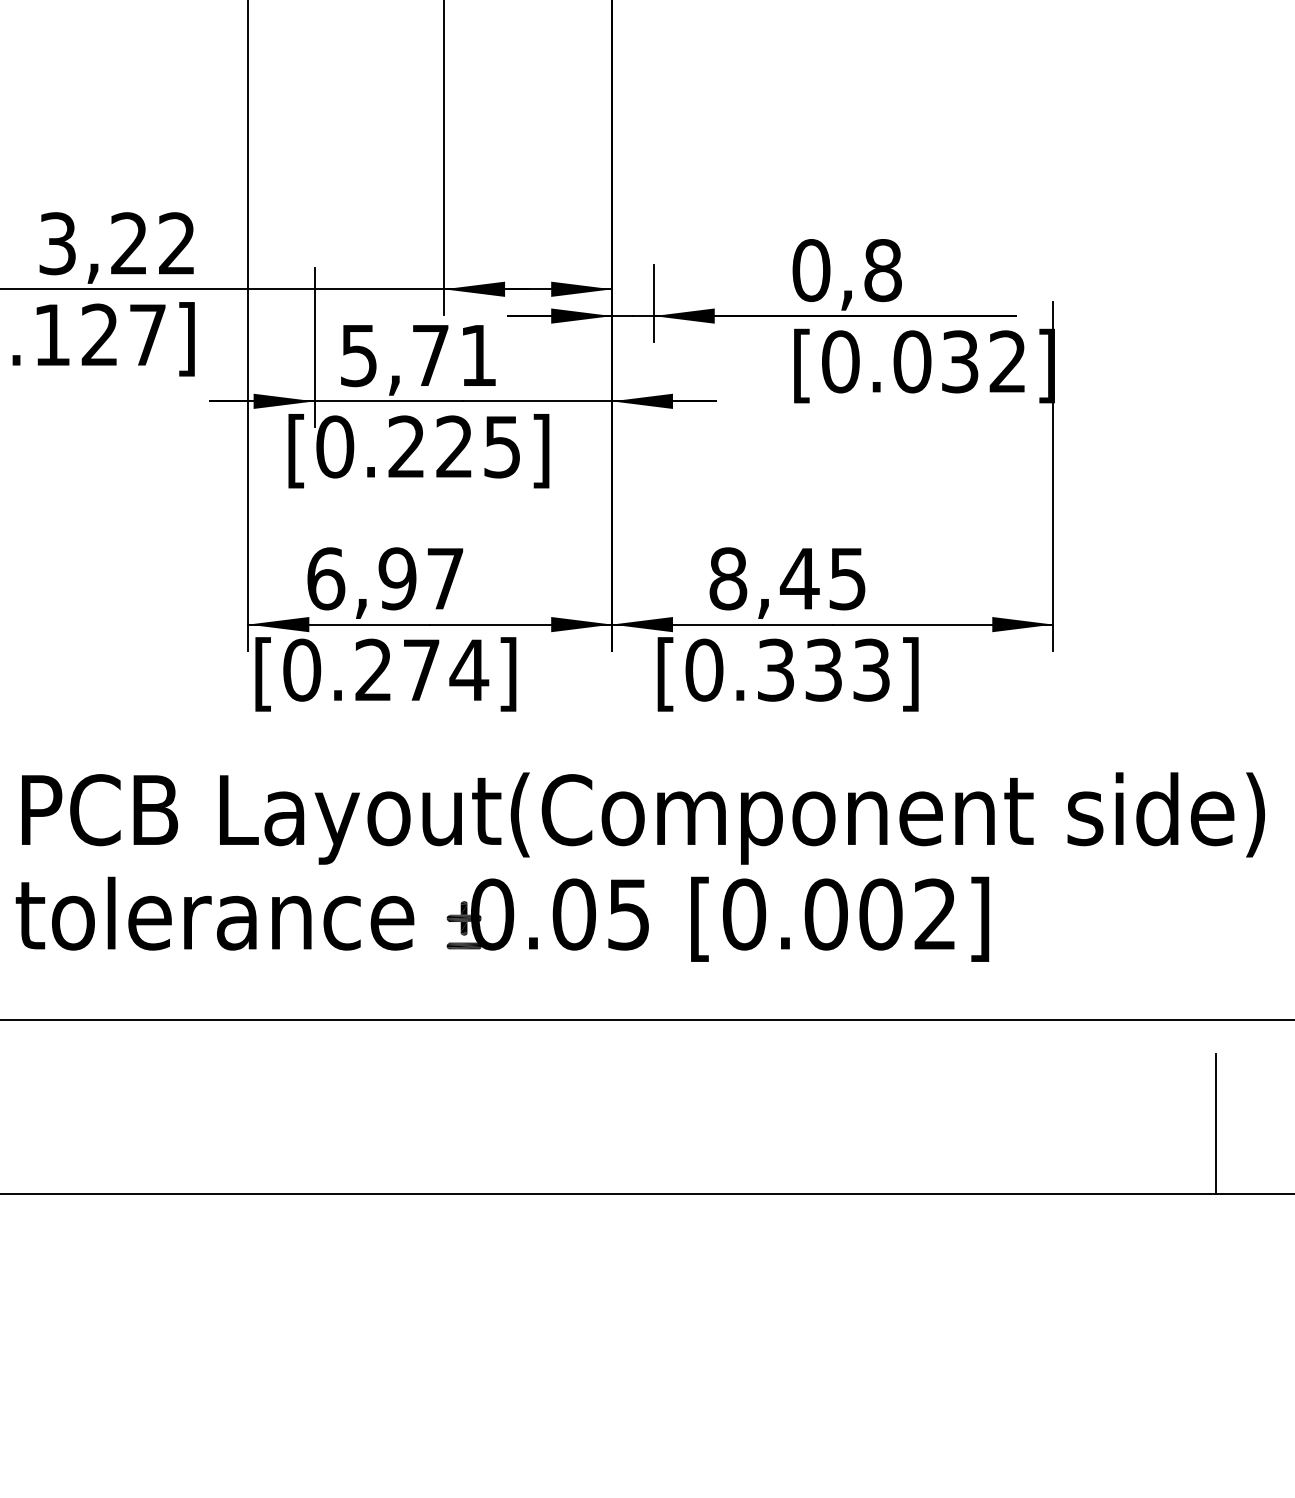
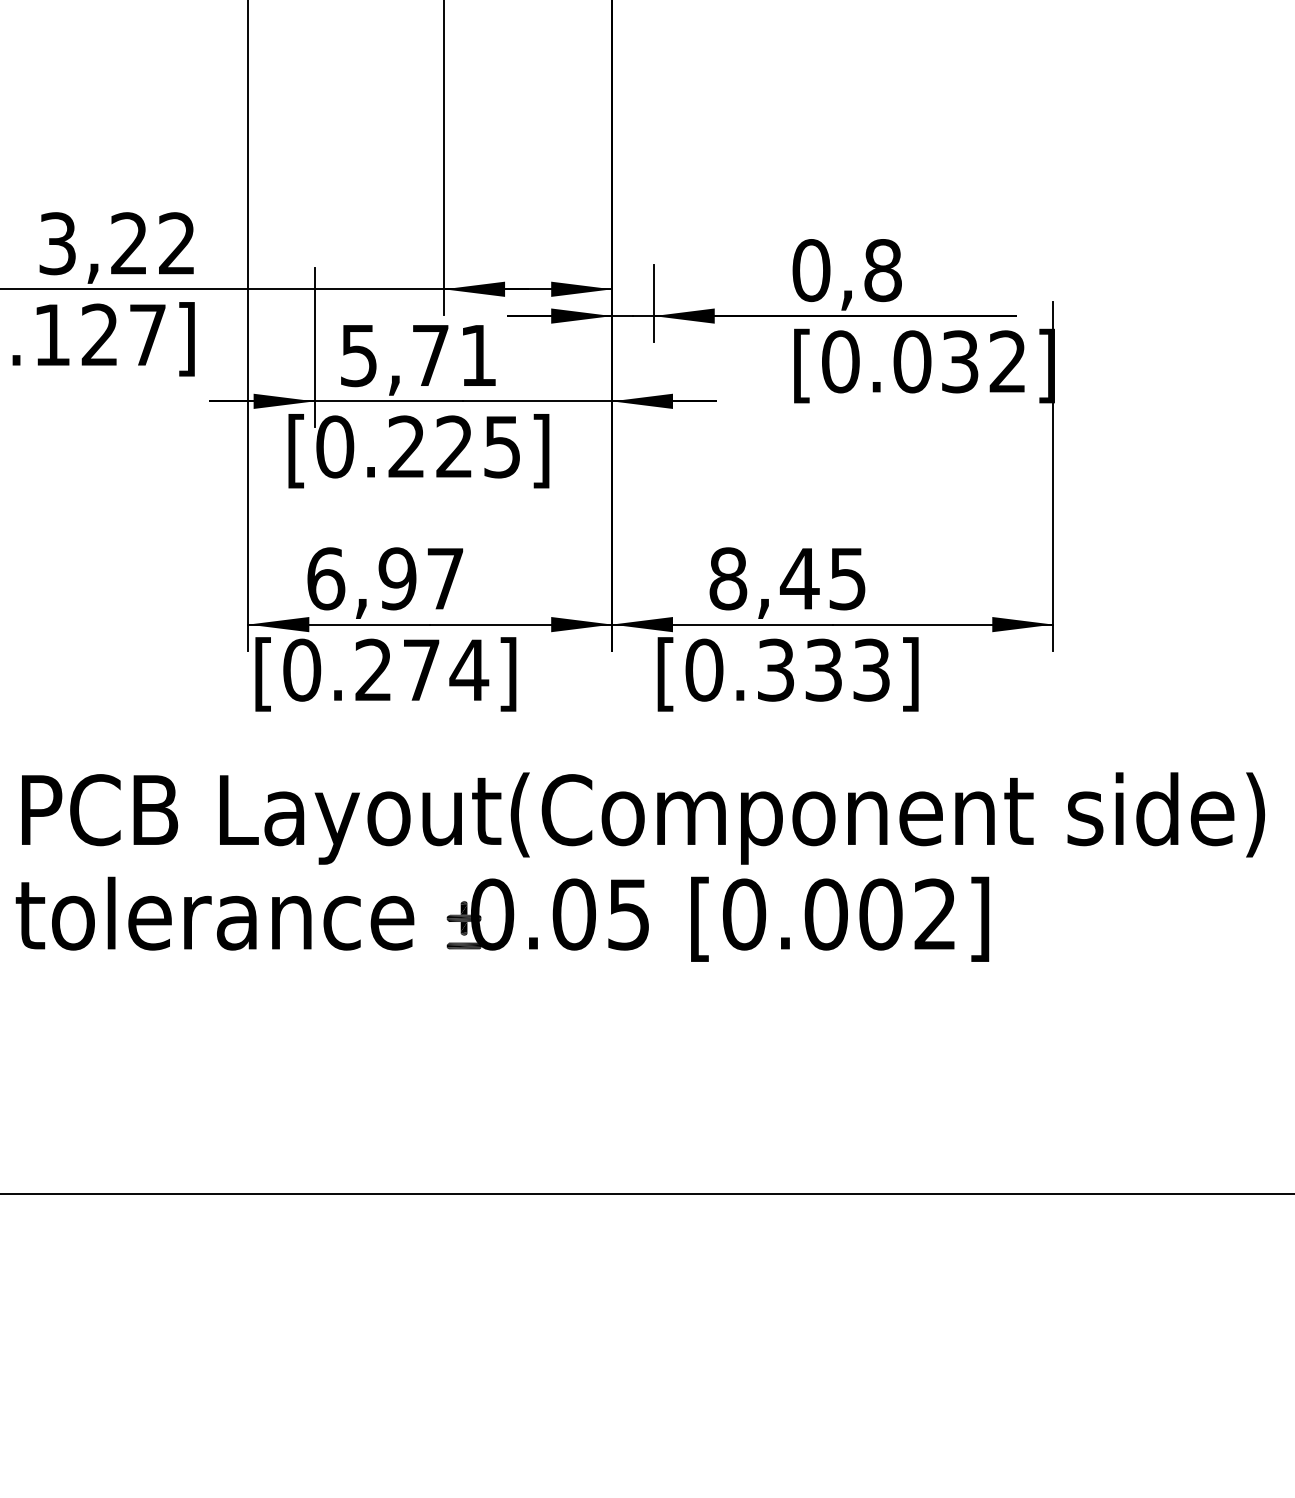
line: present -> none (646, 1019)
line: present -> none (1215, 1123)
